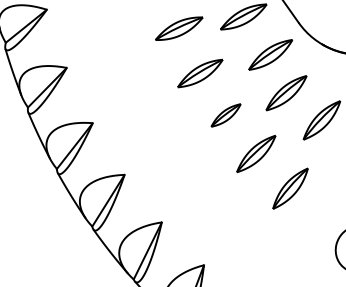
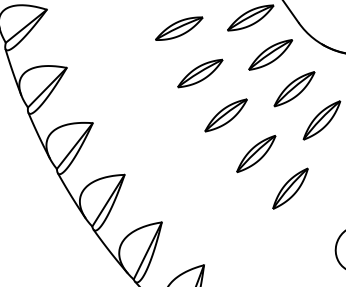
part position: (243, 16) -> (250, 17) (250, 17)
part position: (286, 93) -> (294, 89) (294, 89)
part size: 32x25 px -> 44x35 px (225, 115)
